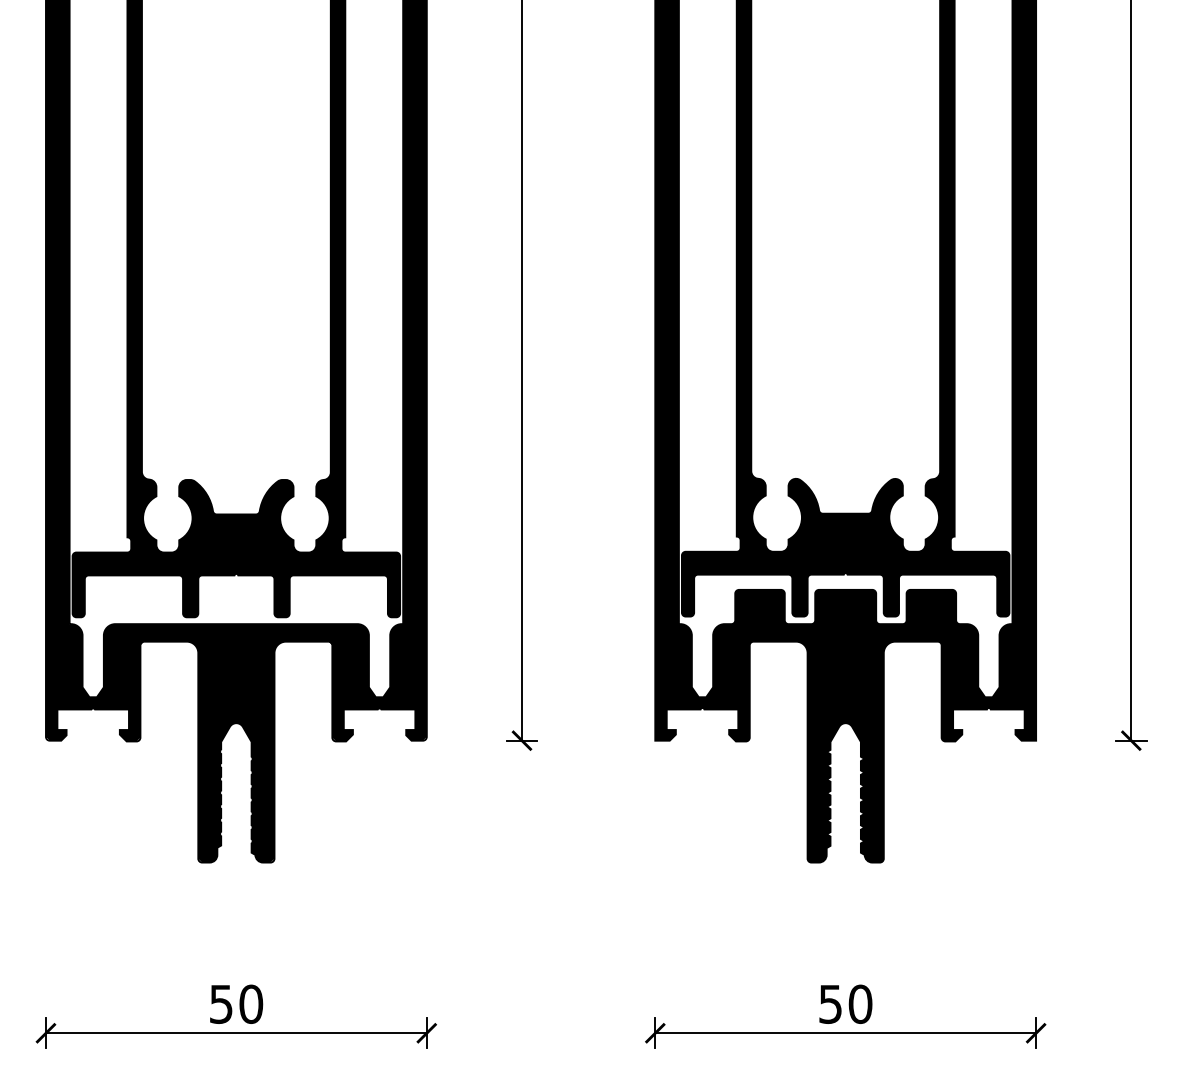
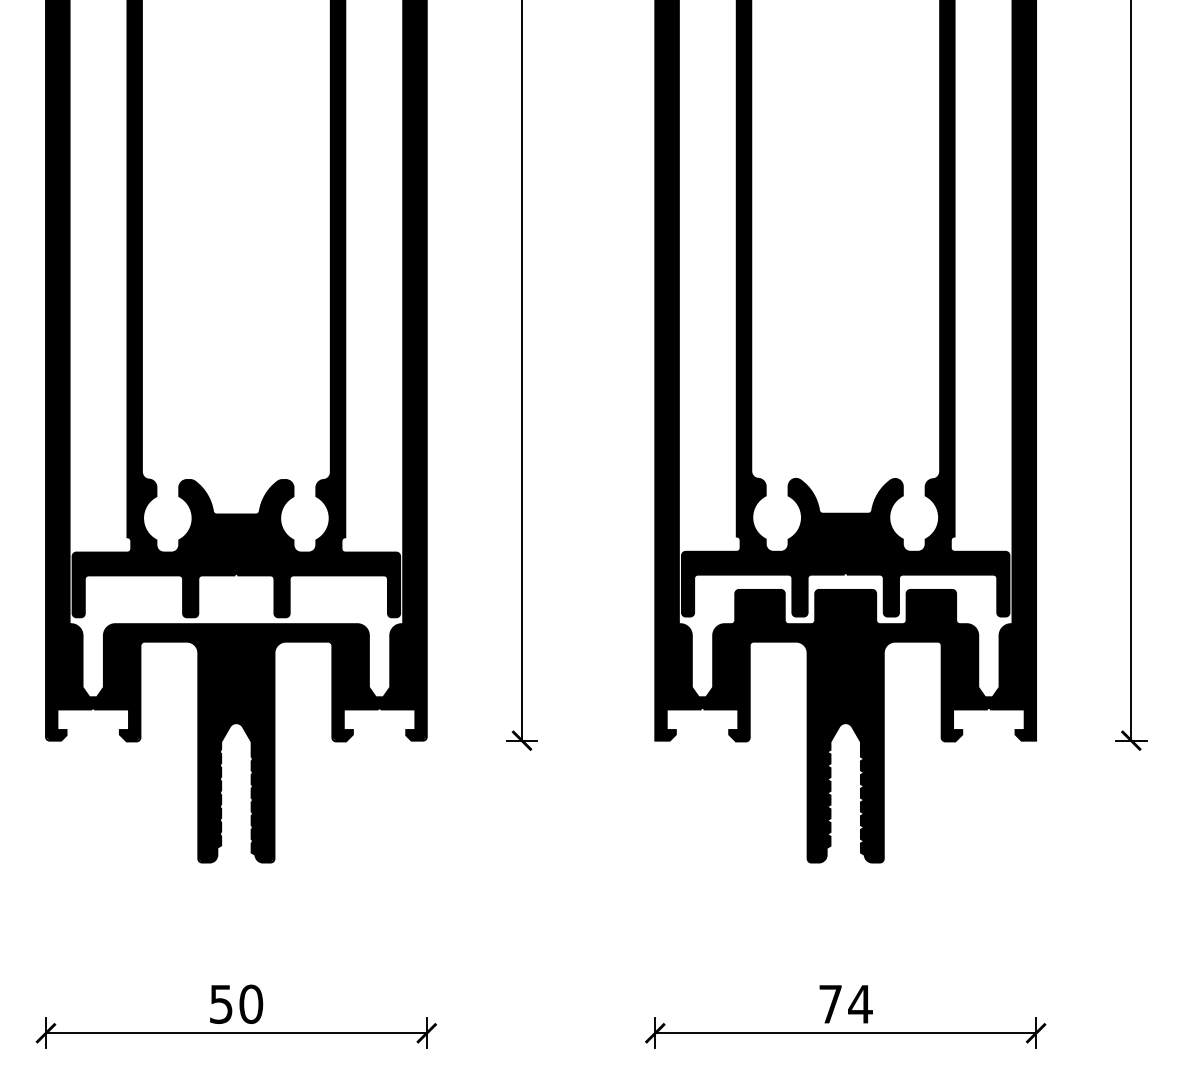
text: 50 -> 74 (845, 1003)
